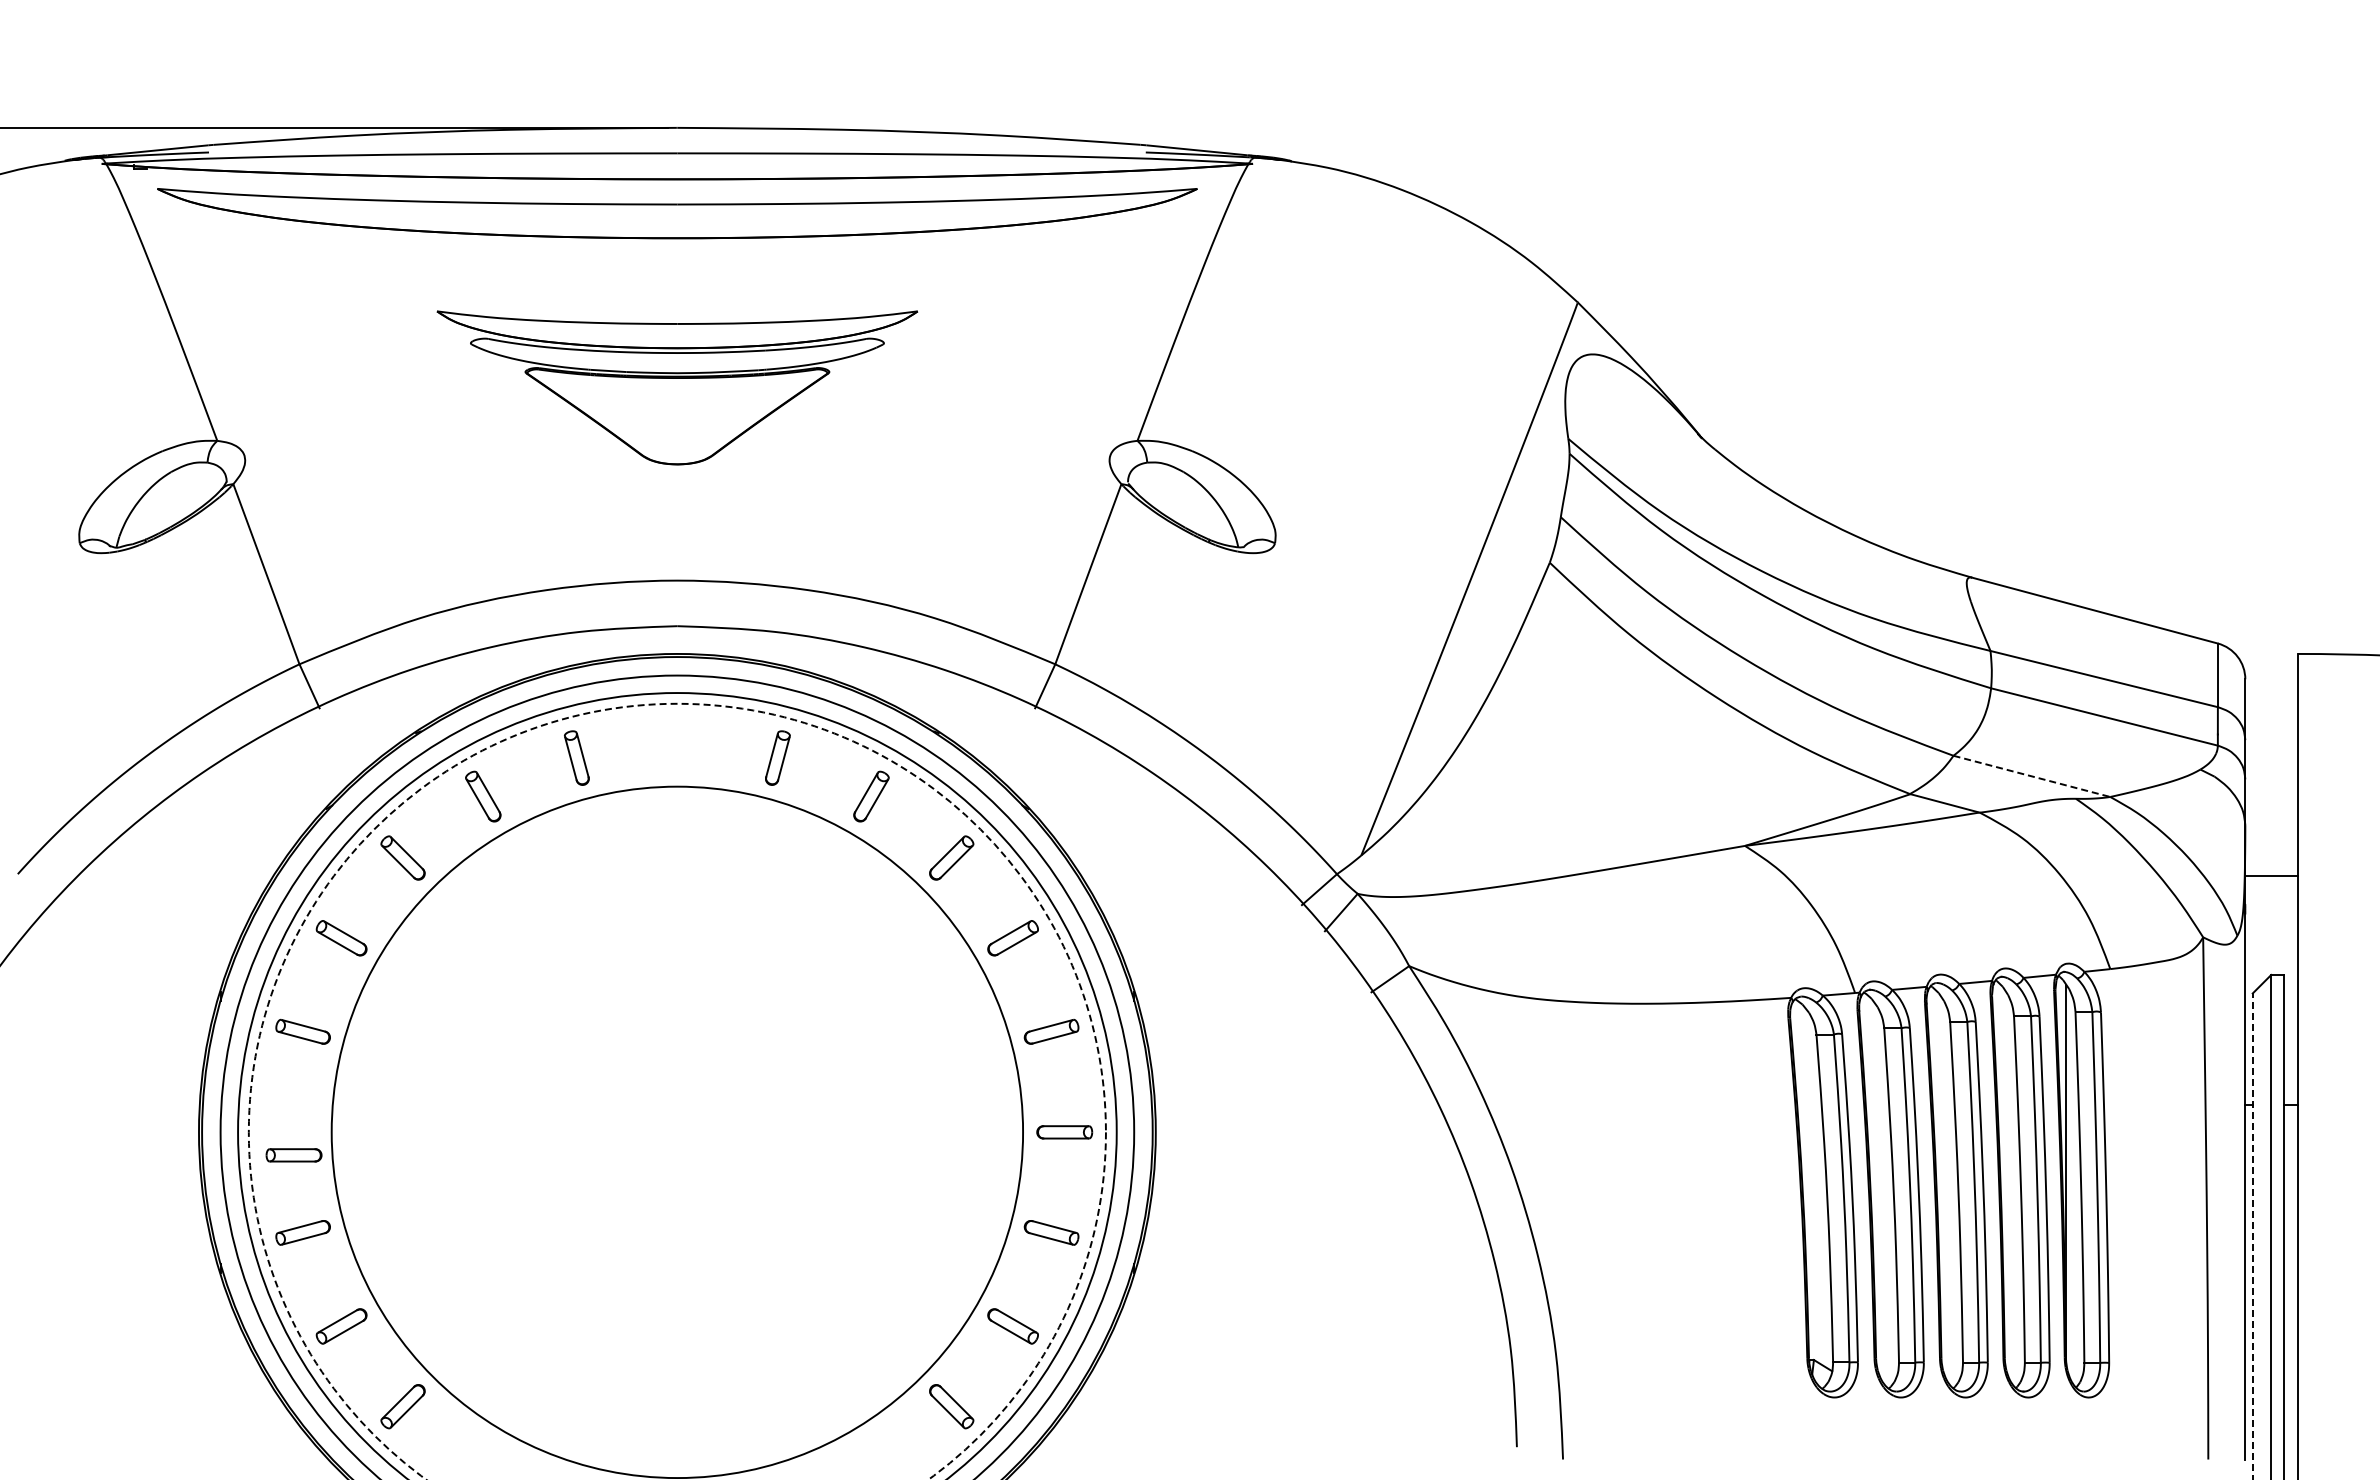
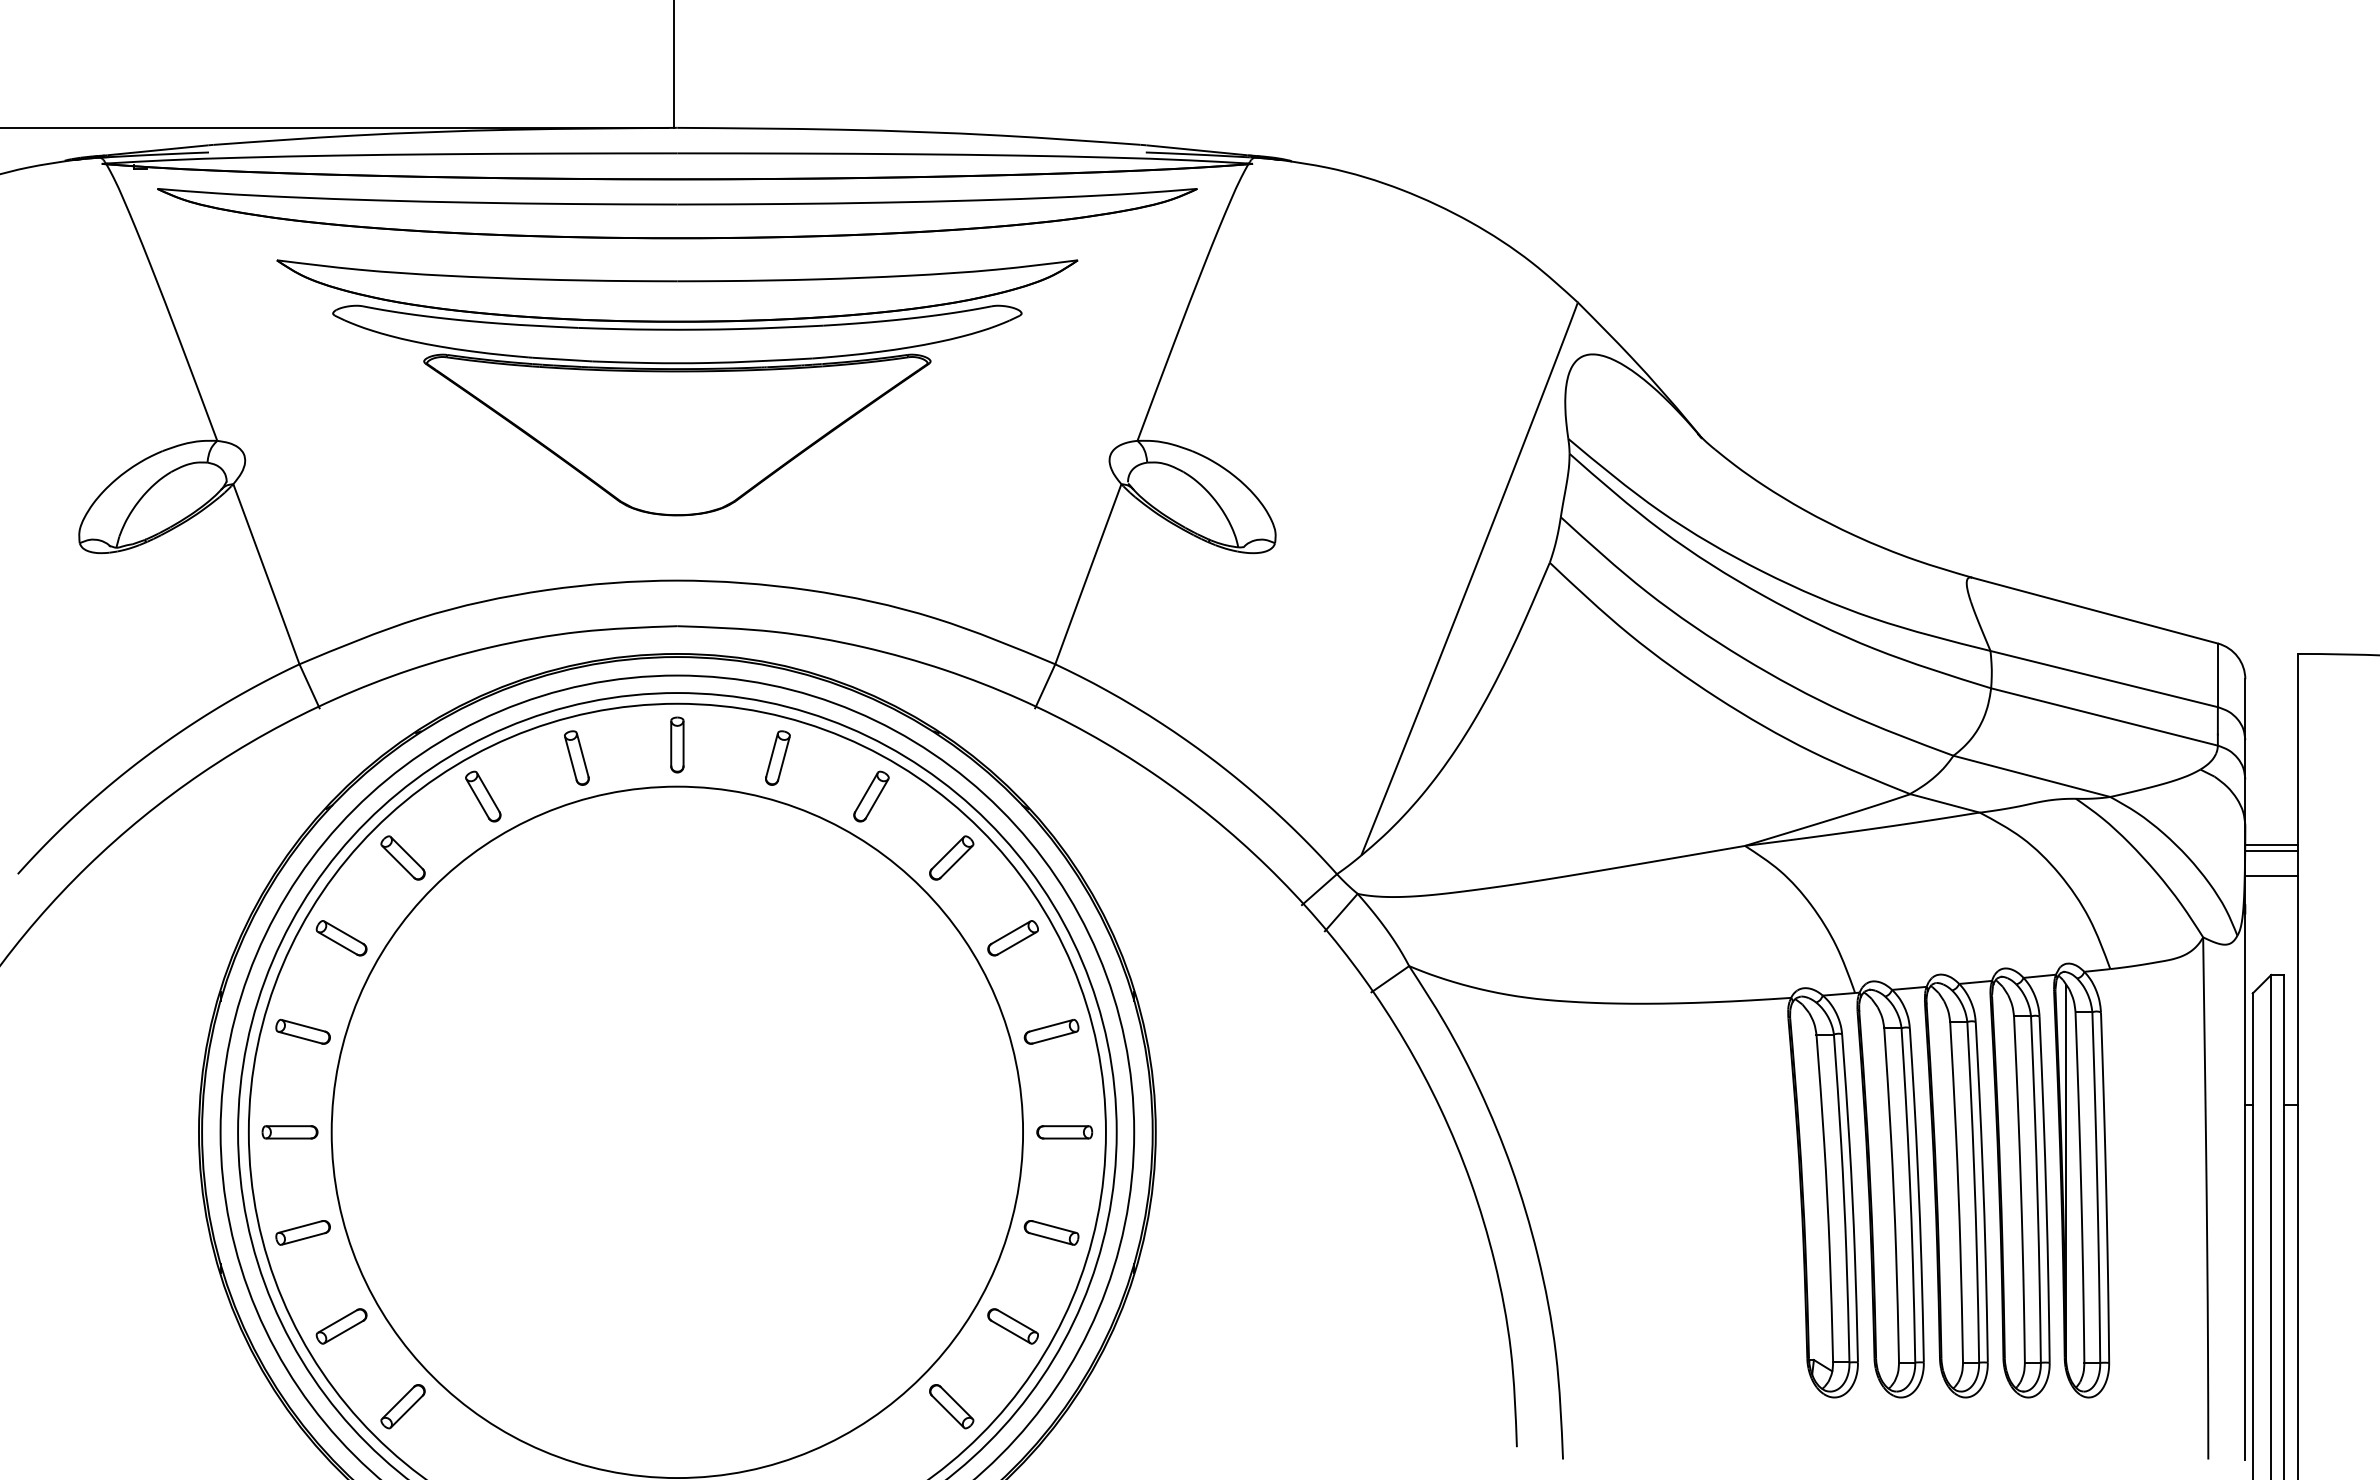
line: none -> present (674, 64)
part size: 483x156 px -> 803x258 px (677, 387)
part: none -> present (677, 744)
line: dashed -> solid (2032, 776)
line: none -> present (2271, 845)
line: none -> present (2271, 851)
circle: dashed -> solid (676, 1091)
part position: (293, 1155) -> (289, 1132) (289, 1132)
line: dashed -> solid (2252, 1236)
